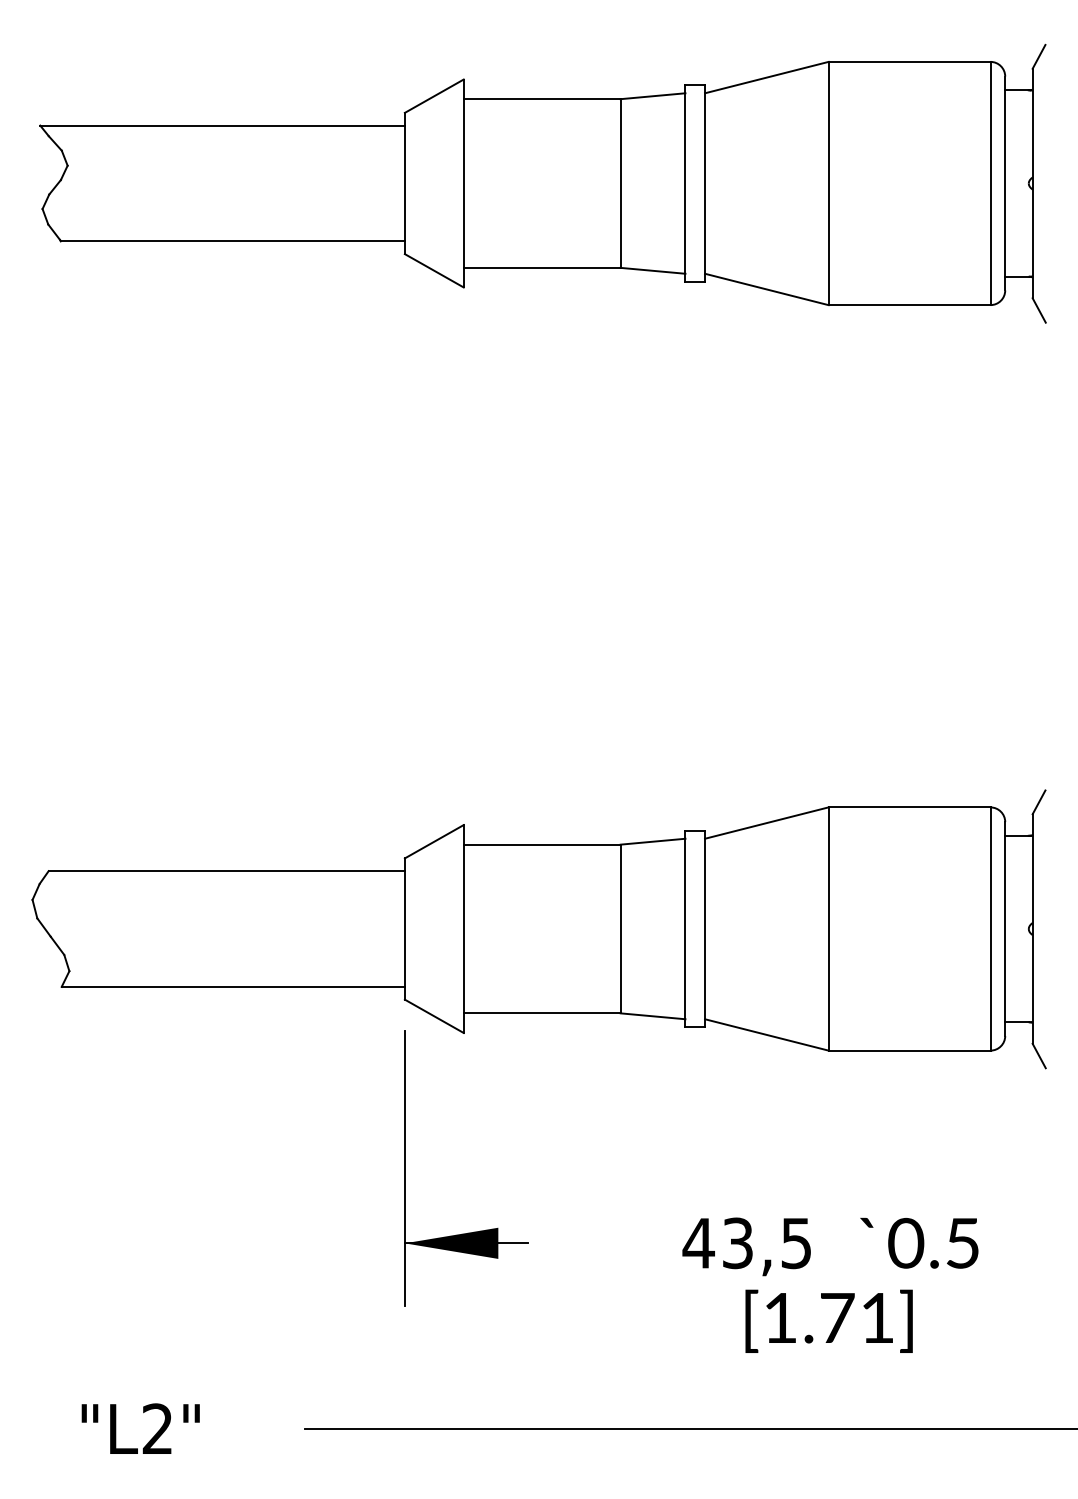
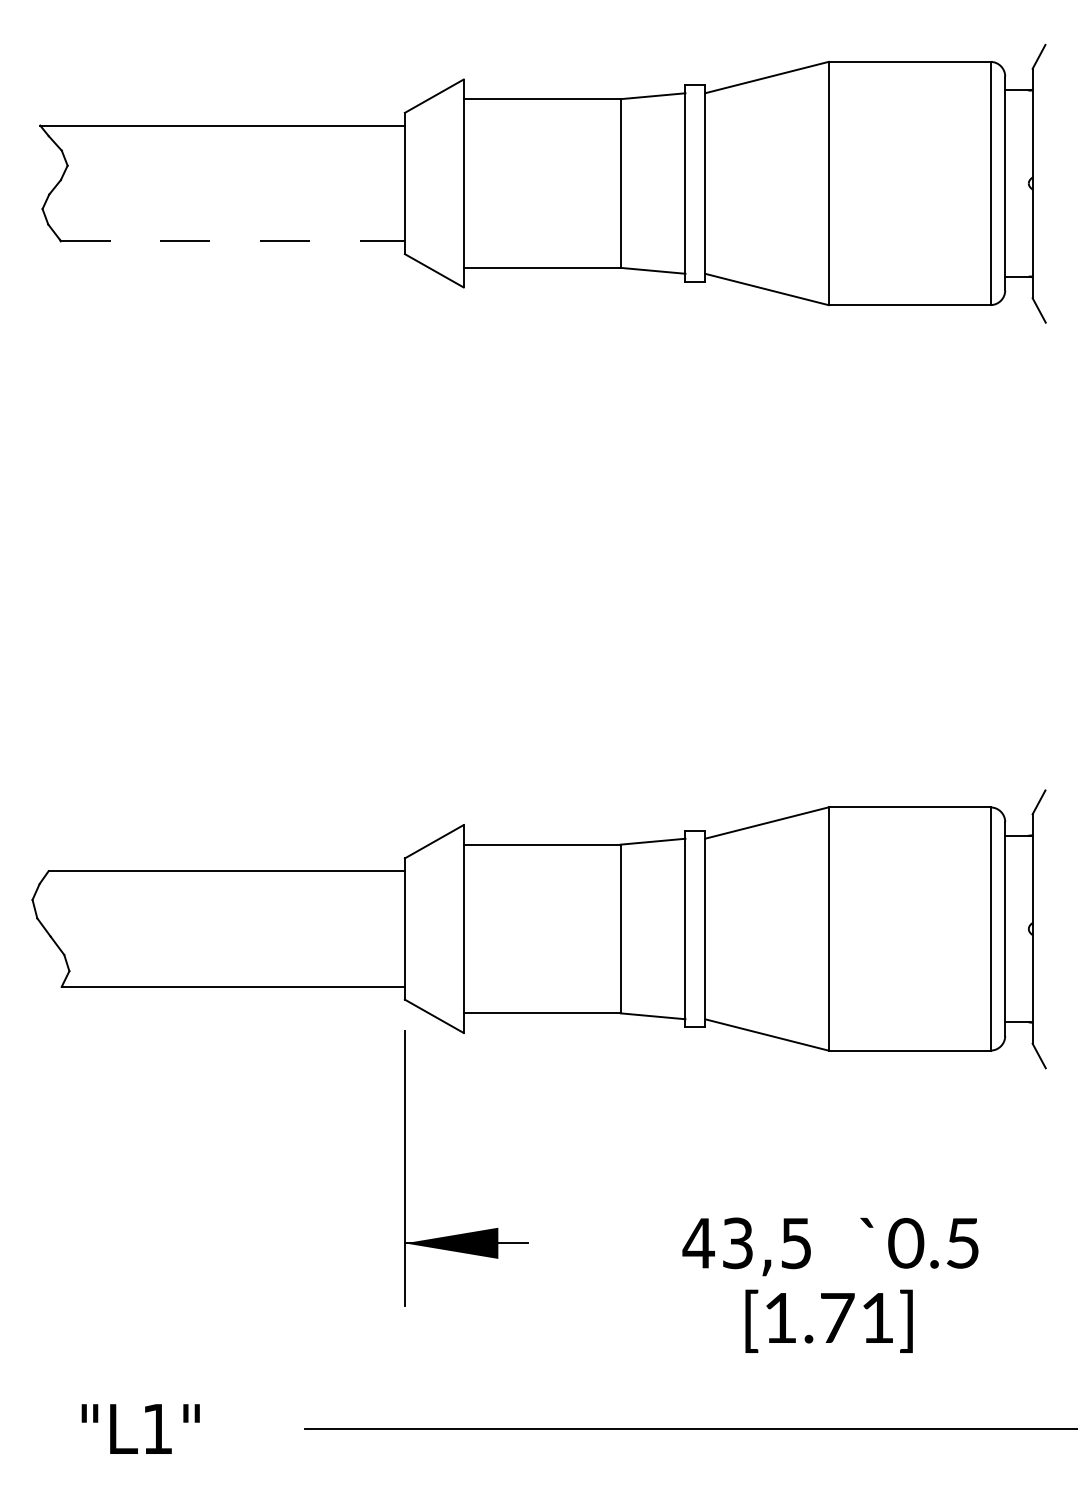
line: solid -> dashed (233, 241)
text: "L2" -> "L1" (156, 1428)
